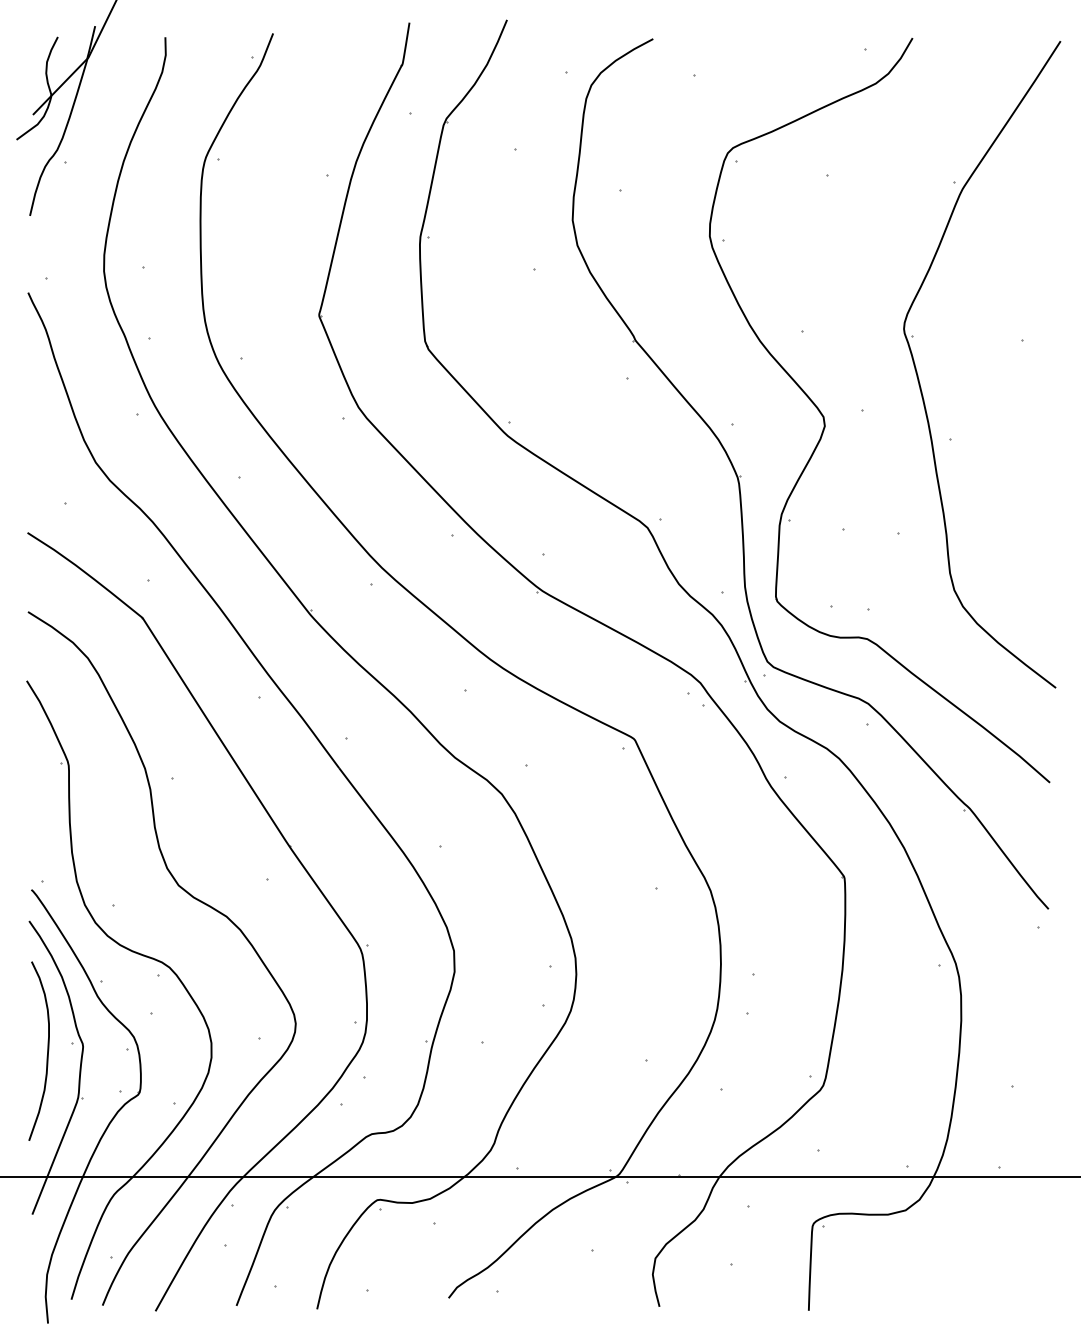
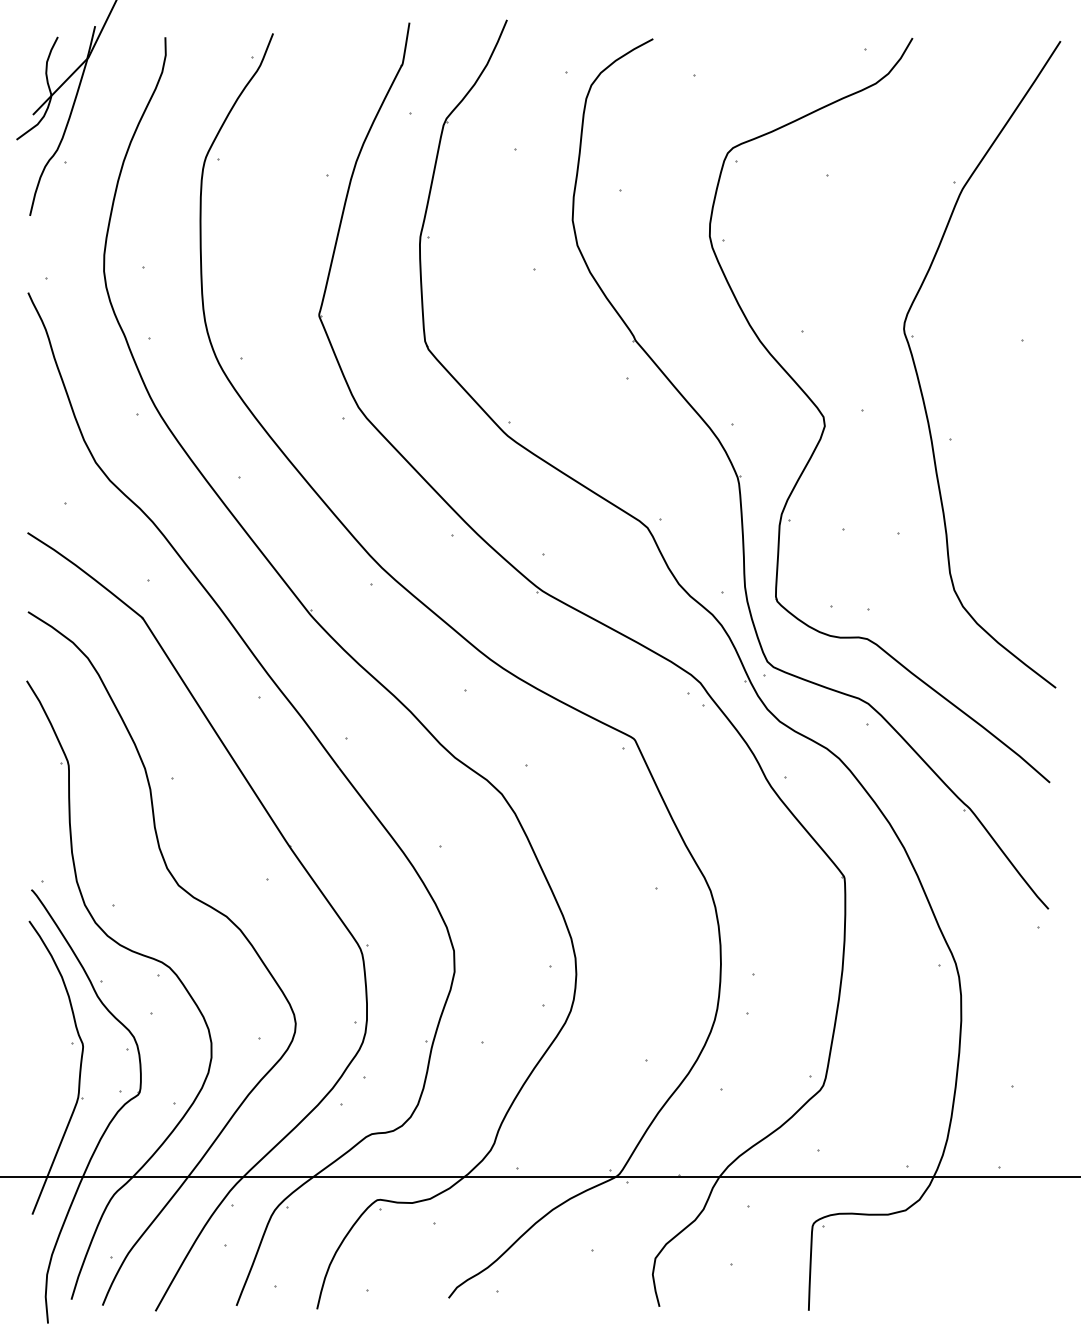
curve: present -> none (47, 1050)
